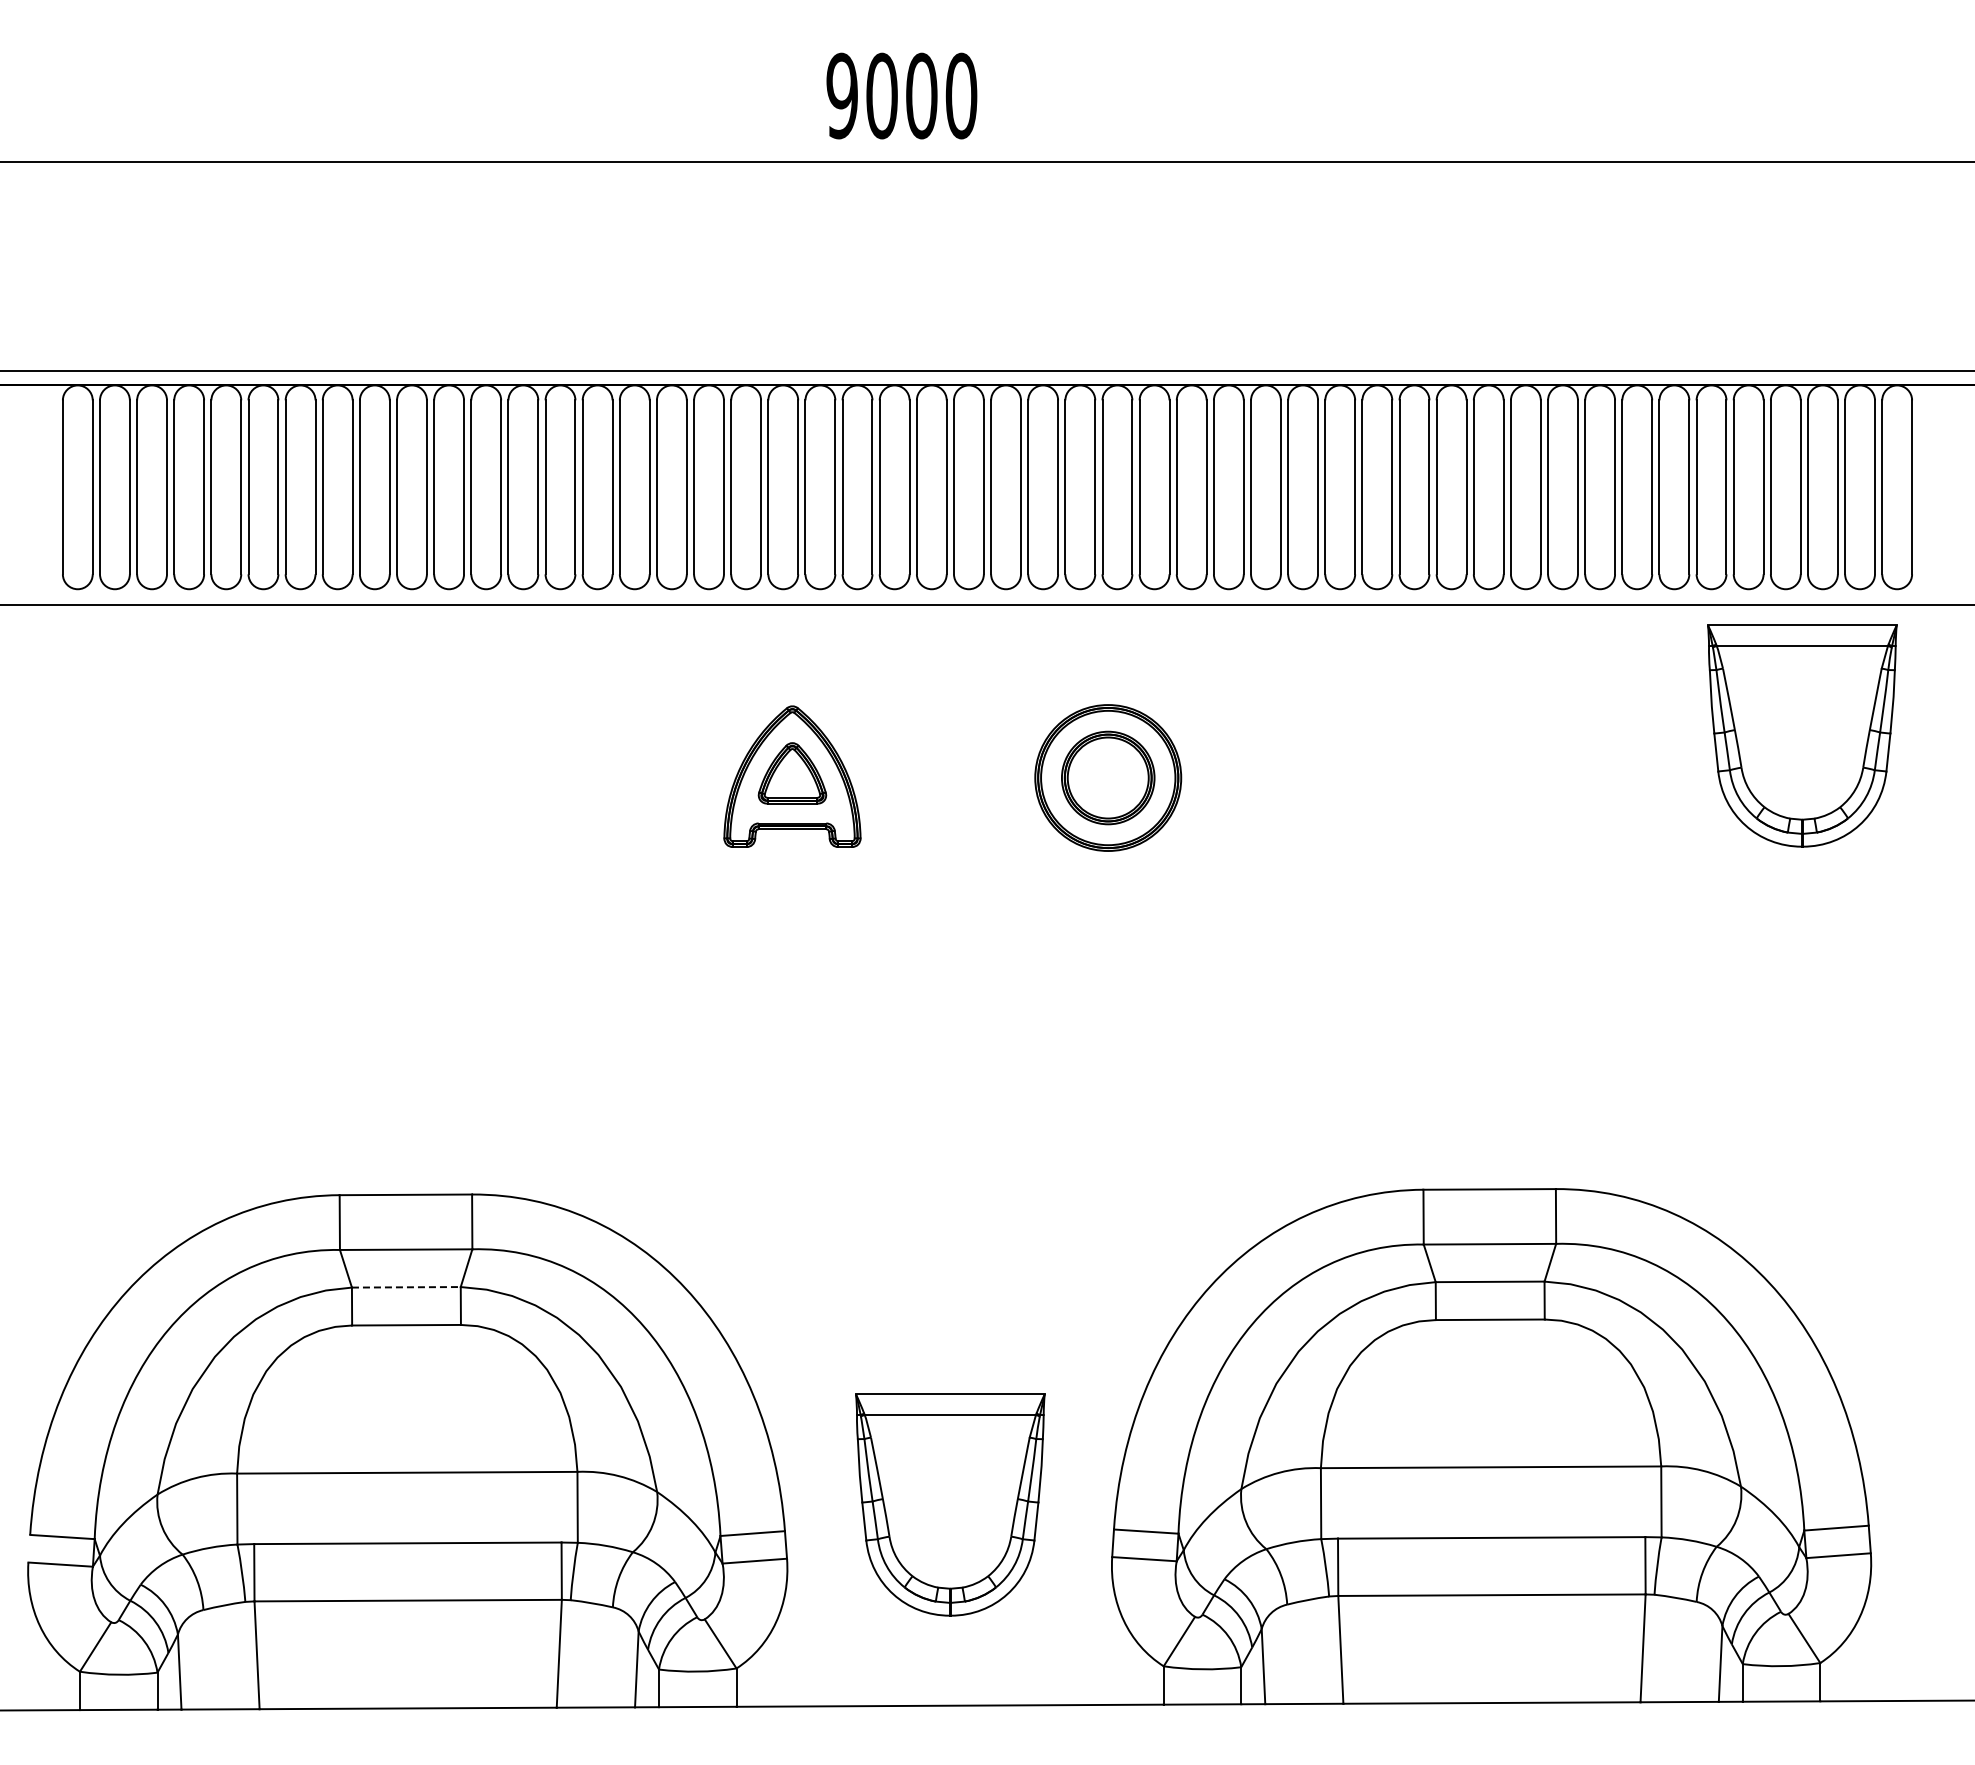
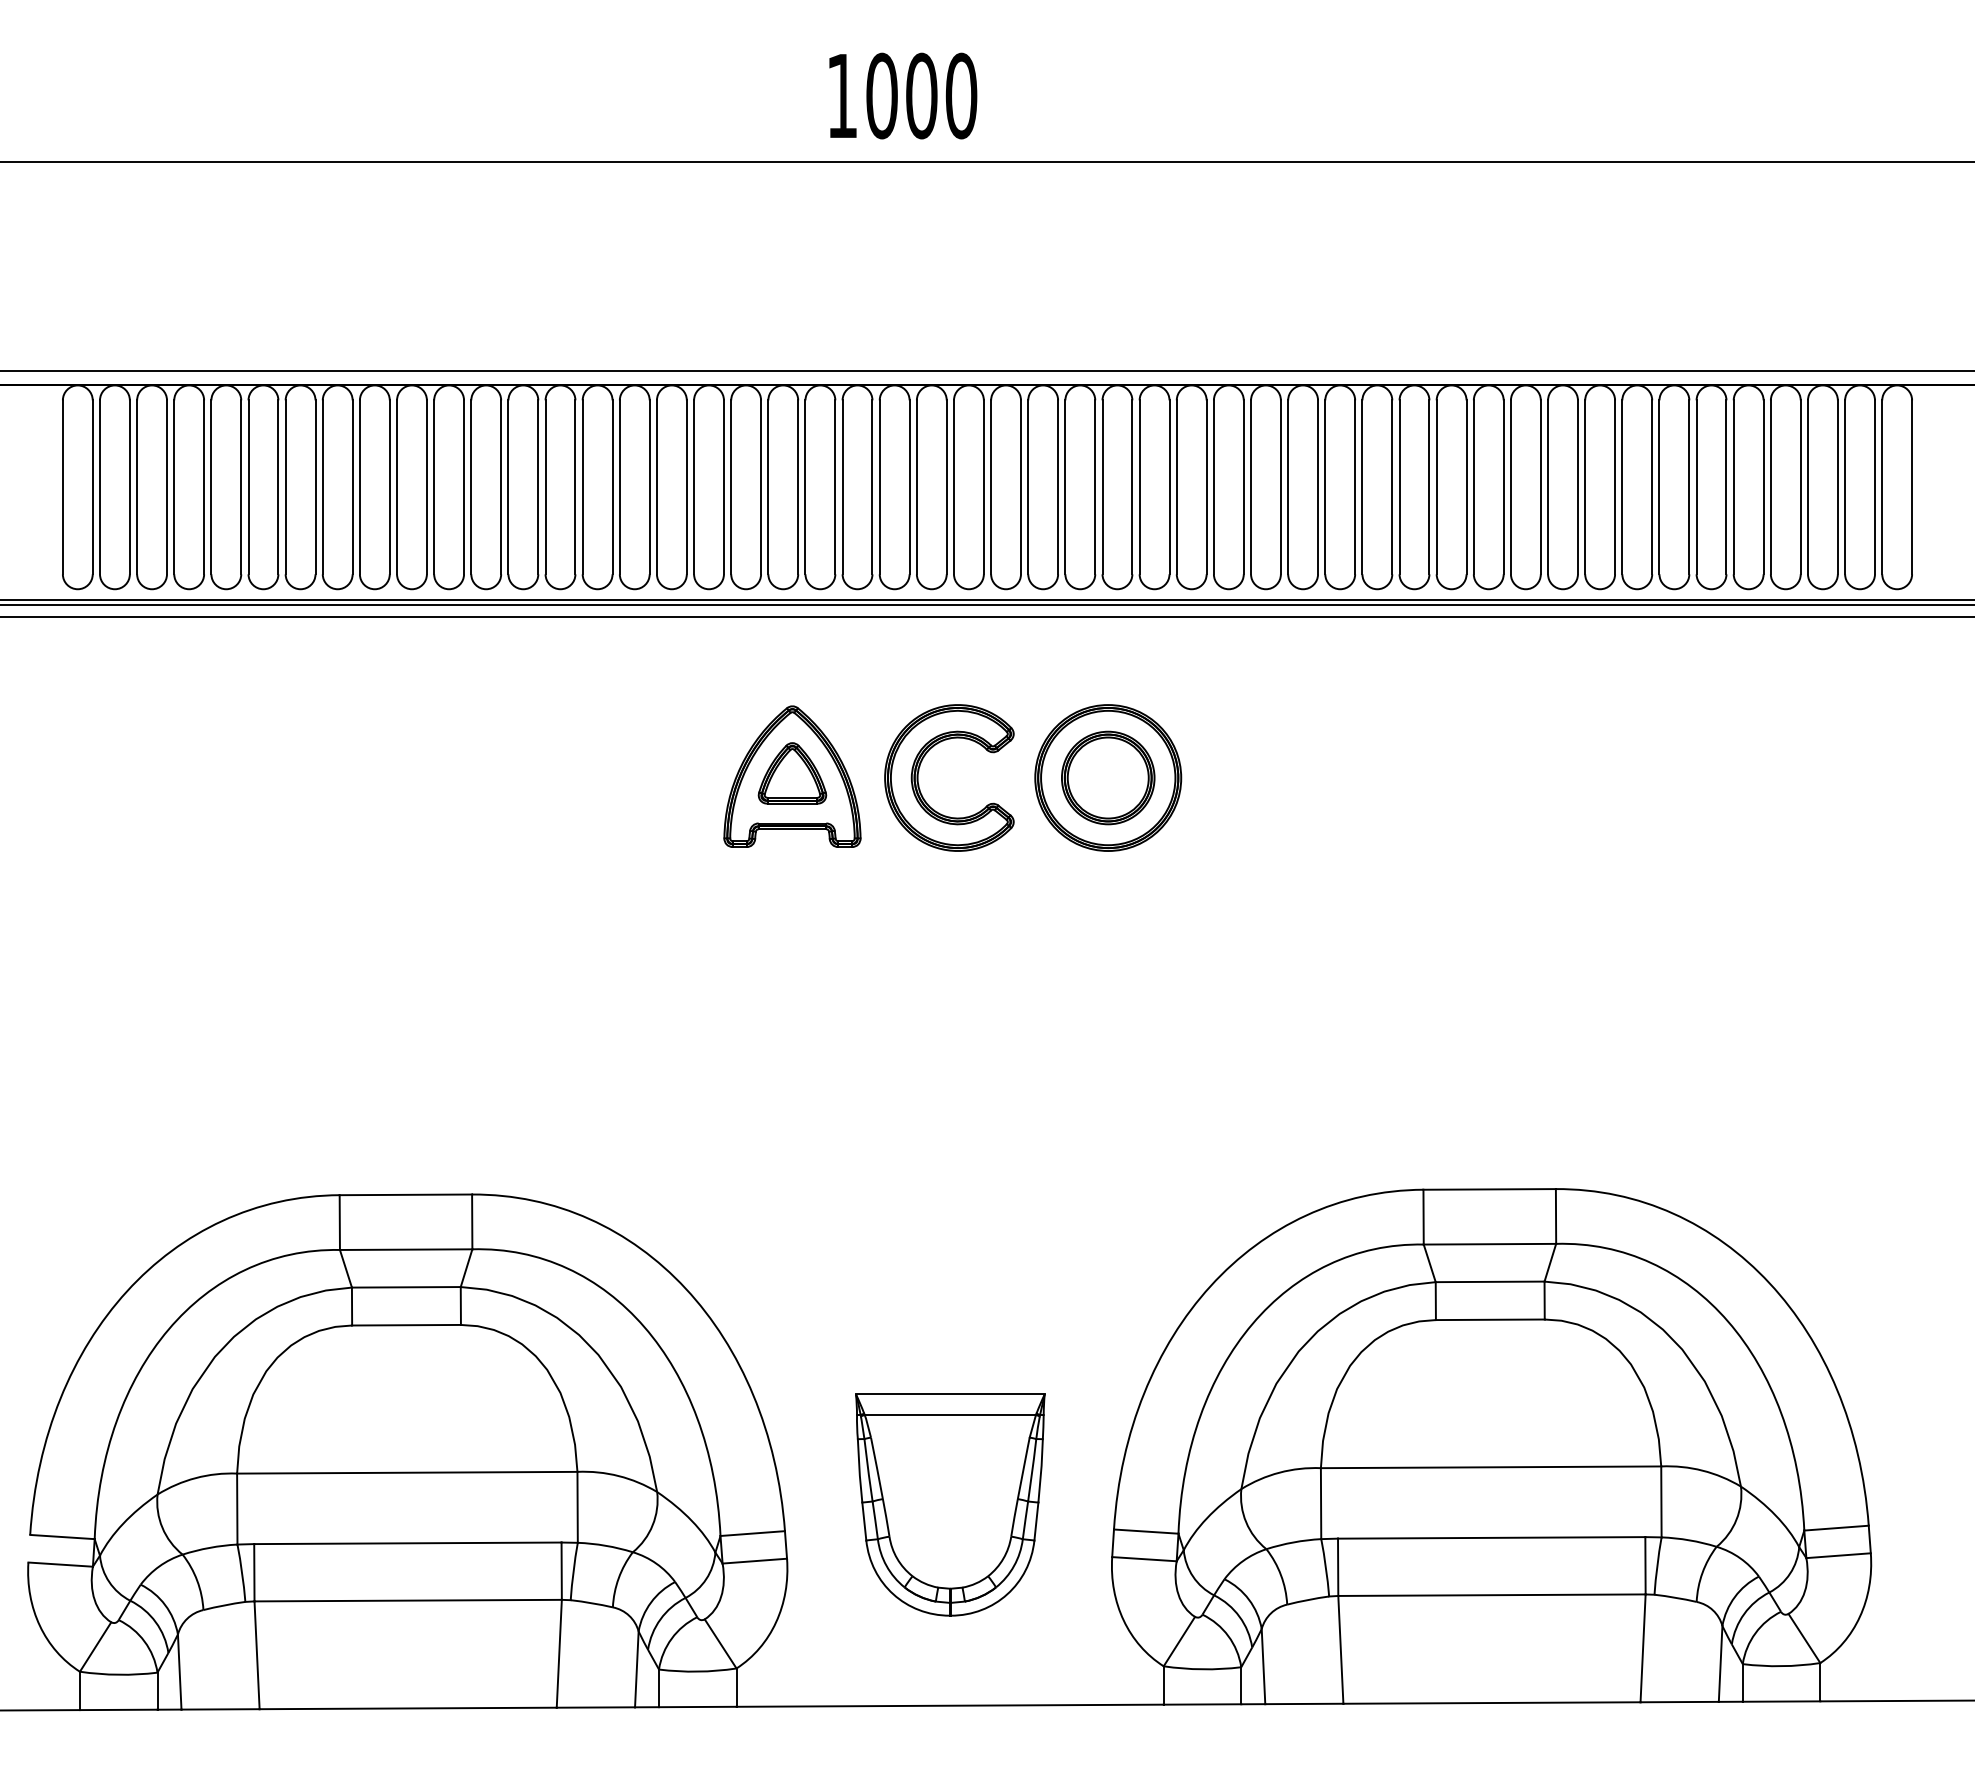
text: 9000 -> 1000 (841, 95)
line: none -> present (986, 600)
line: none -> present (986, 616)
part: present -> none (1802, 735)
part: none -> present (919, 771)
line: dashed -> solid (406, 1287)
